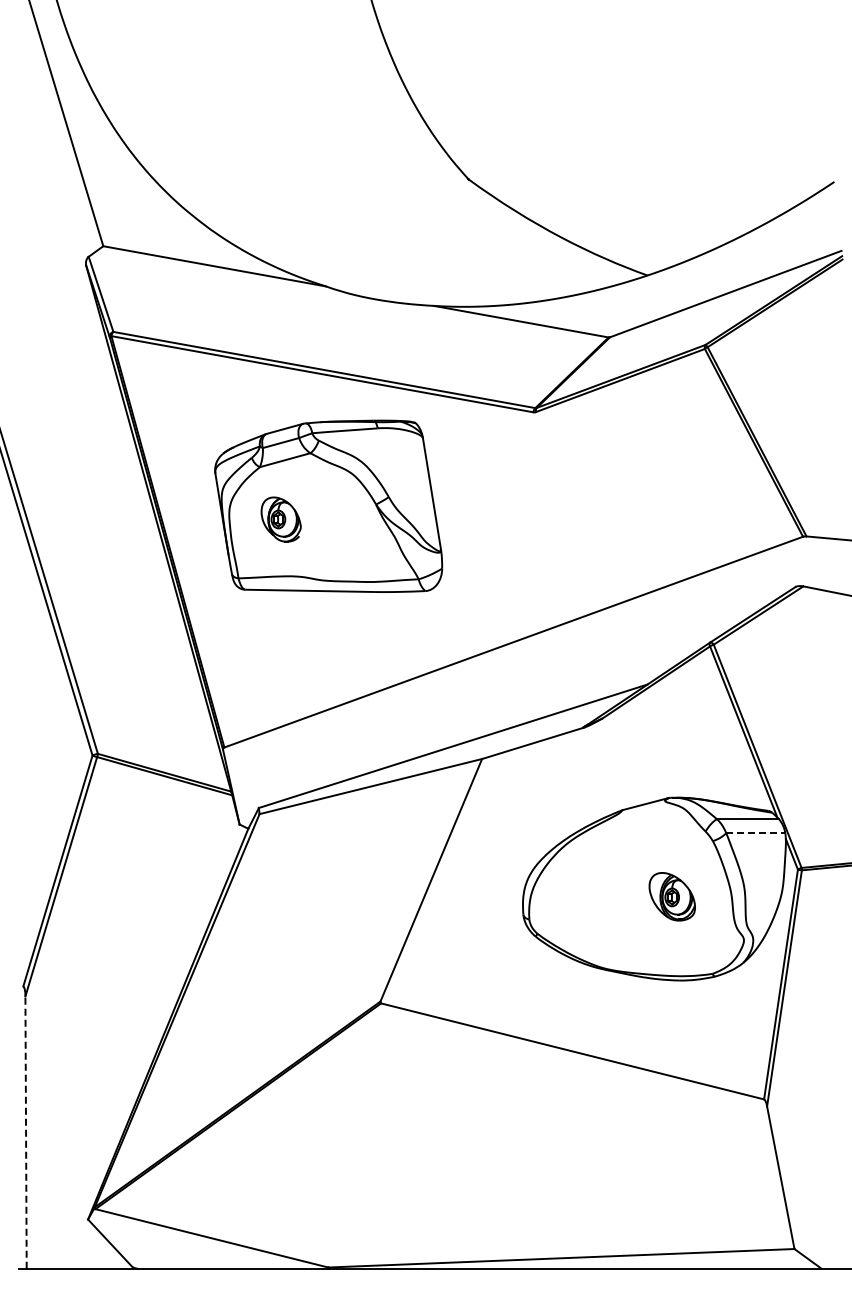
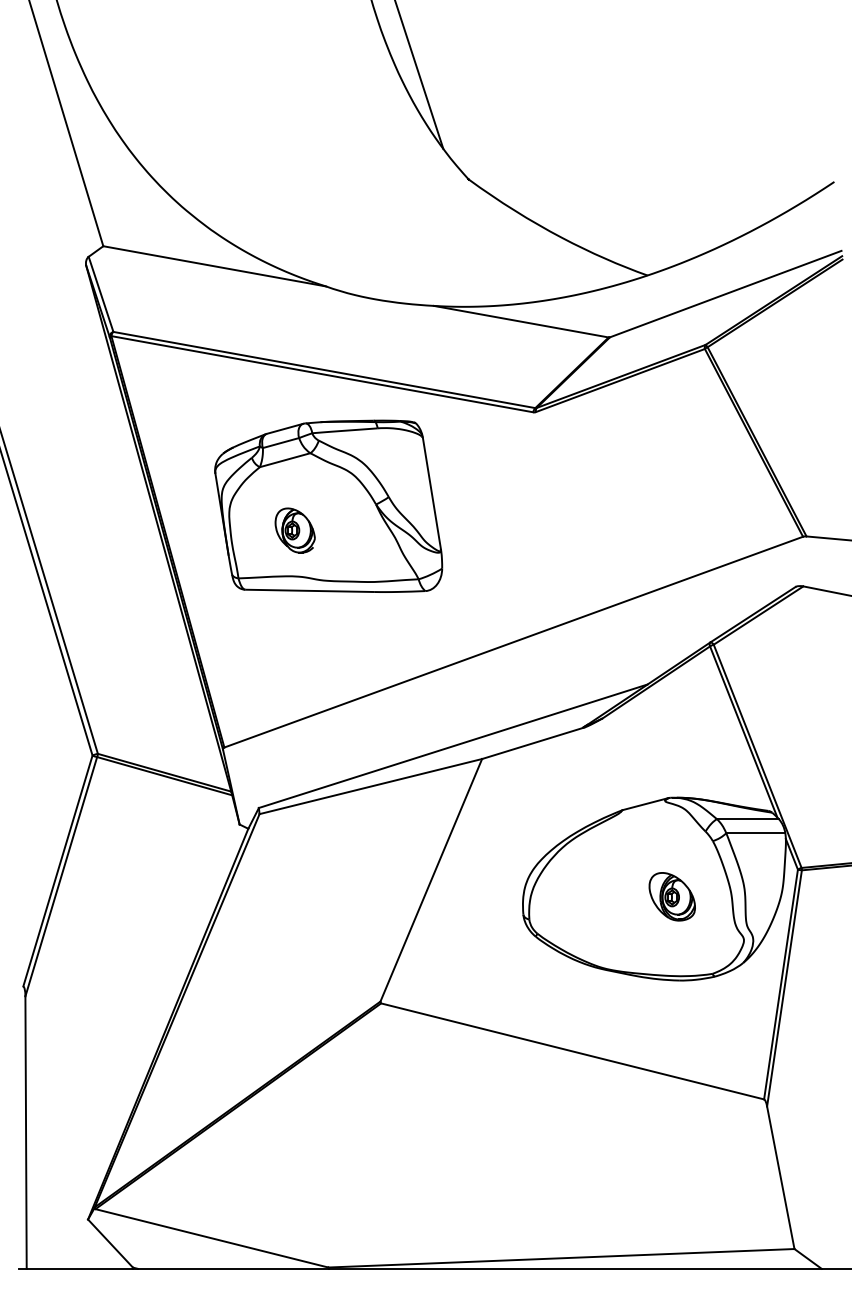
line: none -> present (419, 75)
part position: (280, 519) -> (294, 530) (294, 530)
line: dashed -> solid (755, 833)
line: dashed -> solid (26, 1132)
